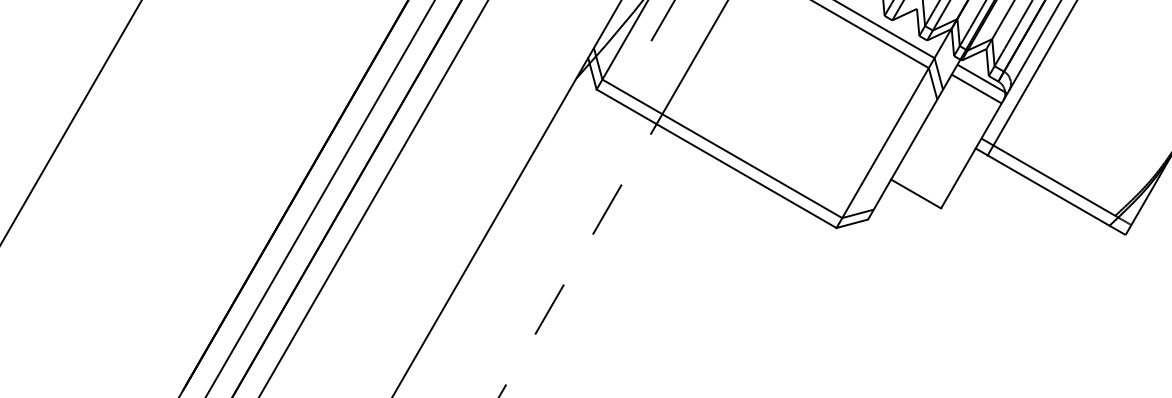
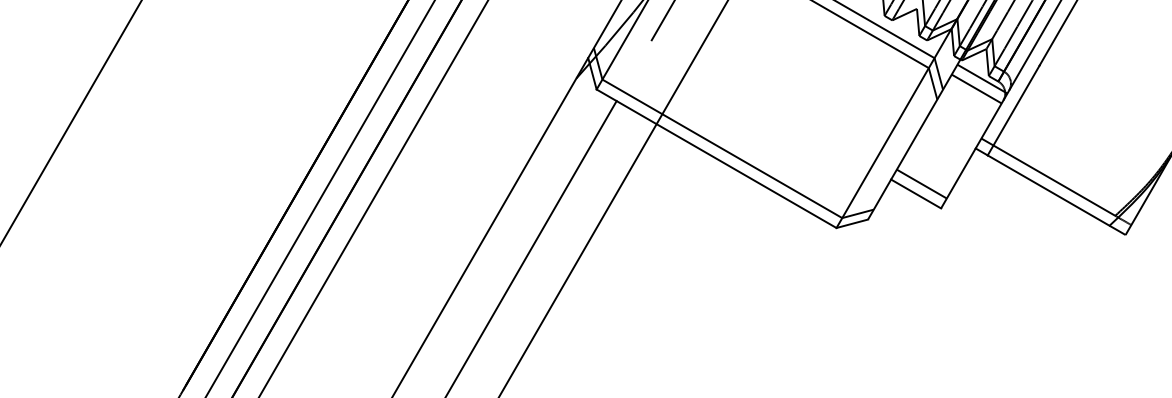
line: none -> present (921, 183)
line: none -> present (531, 247)
line: dashed -> solid (577, 260)
